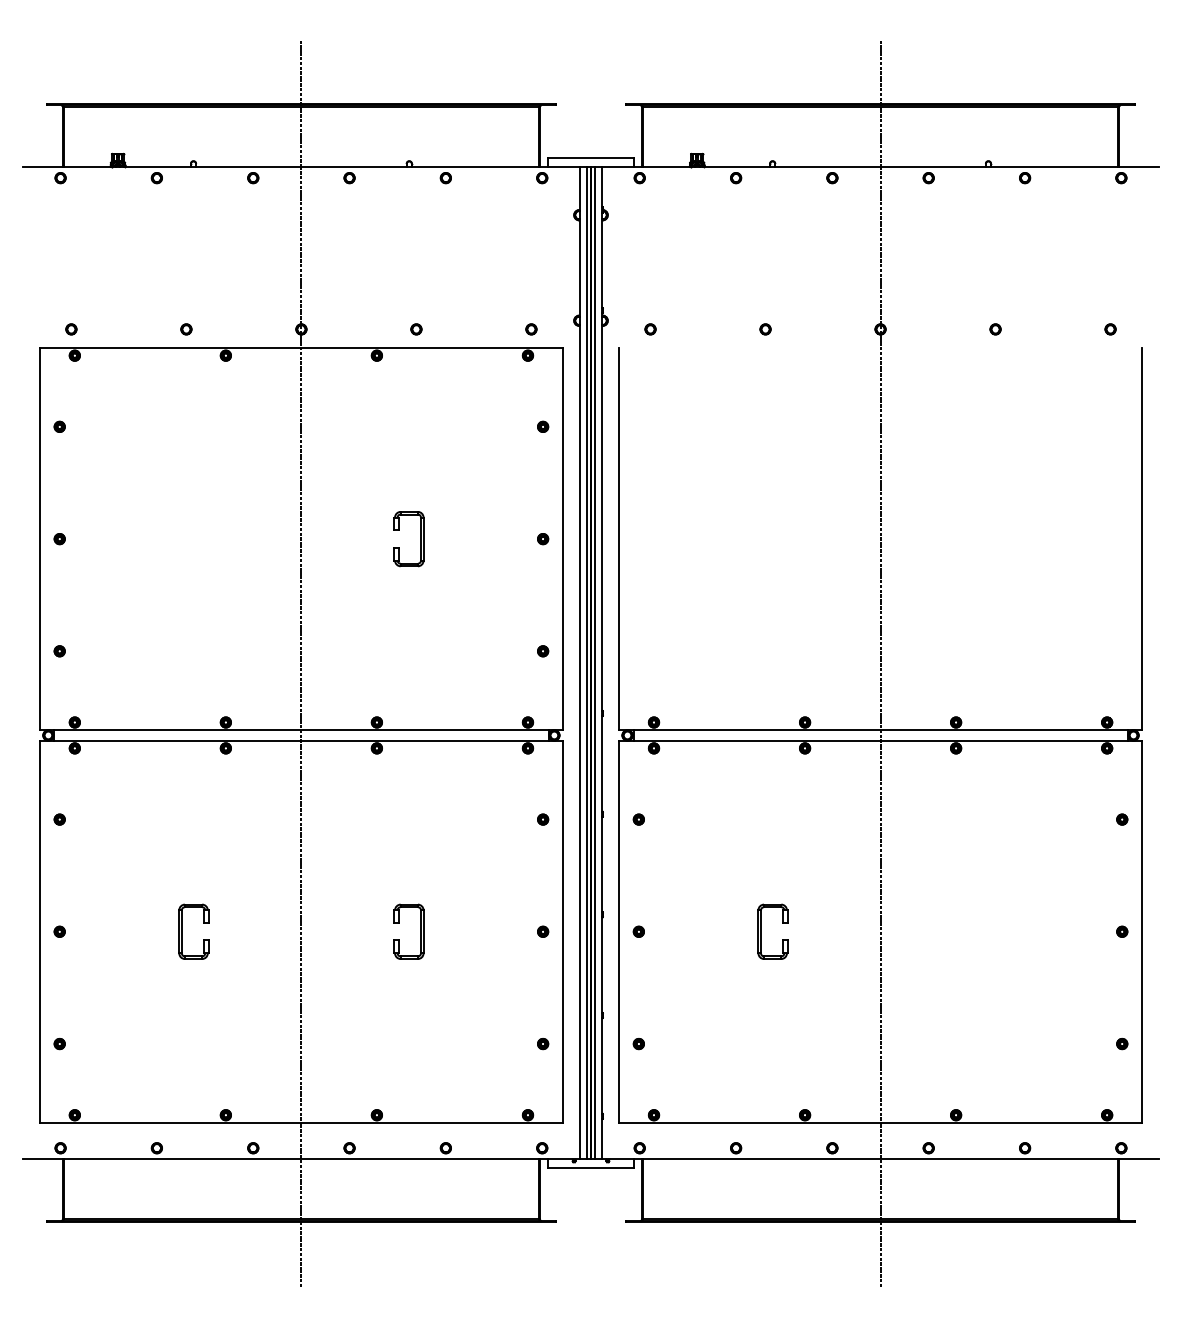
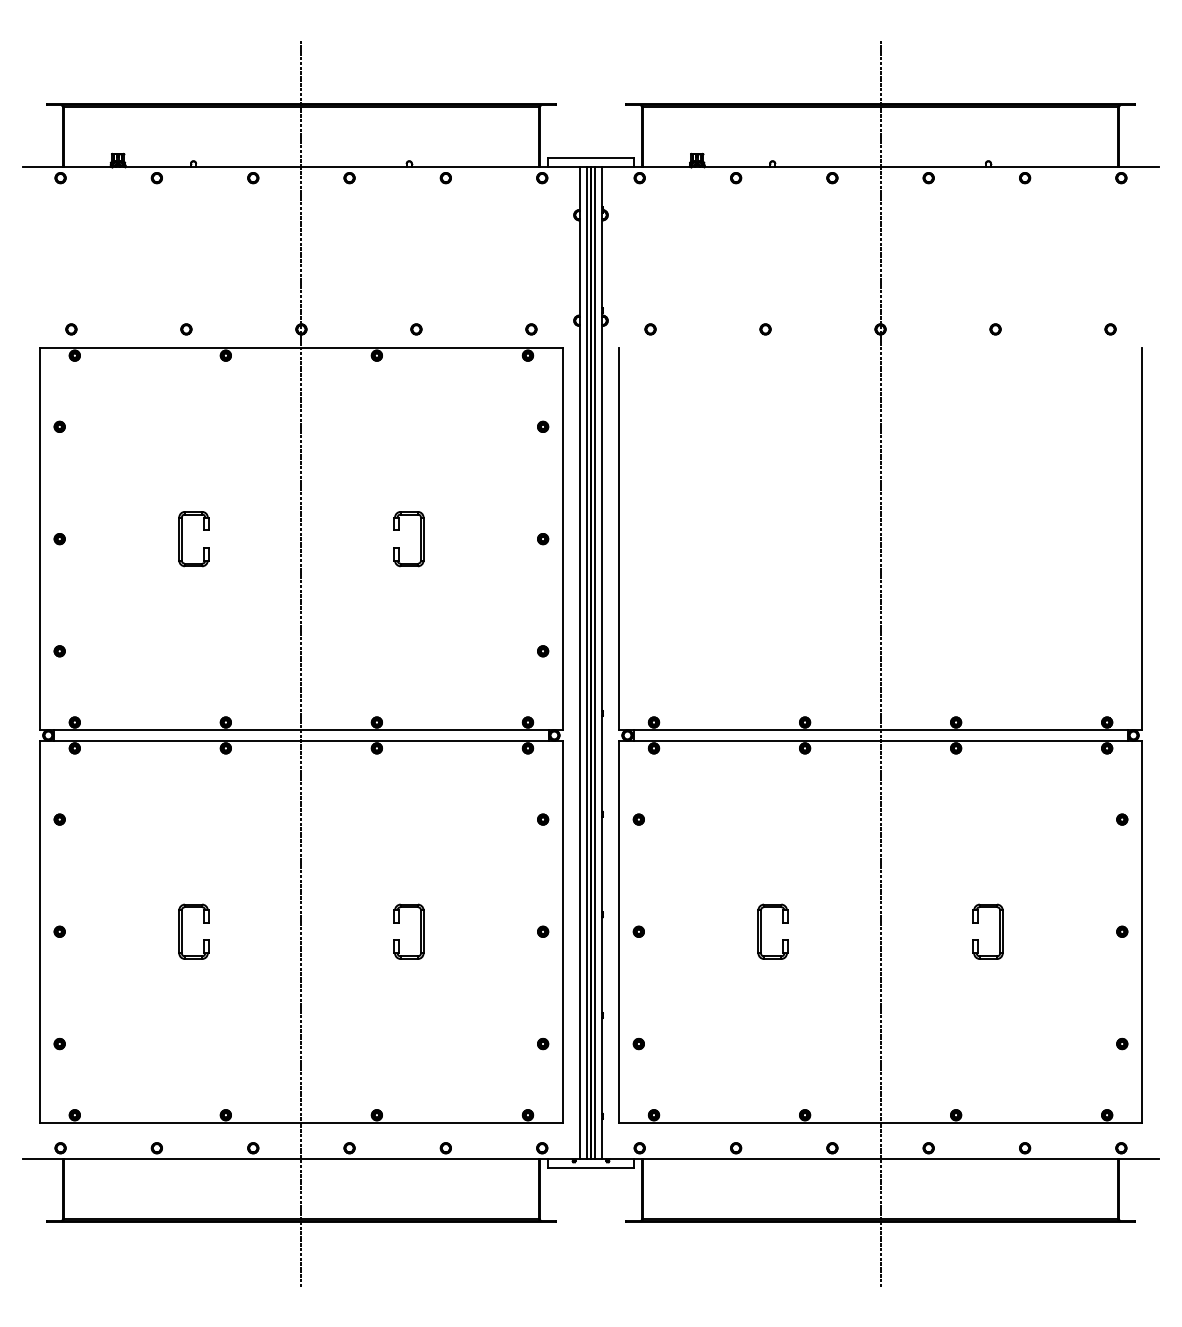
part: none -> present (182, 539)
part: none -> present (999, 931)
